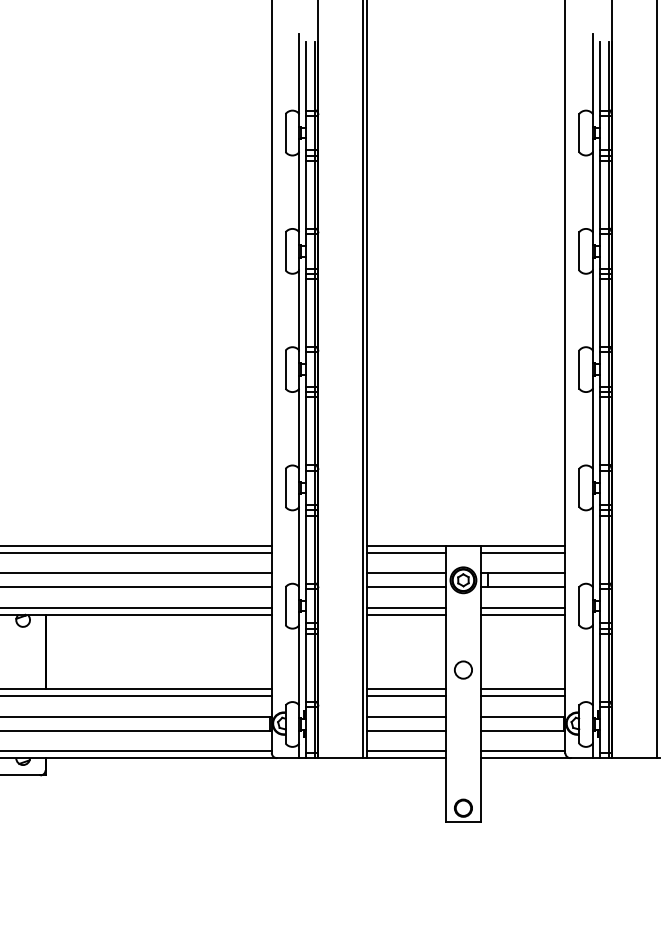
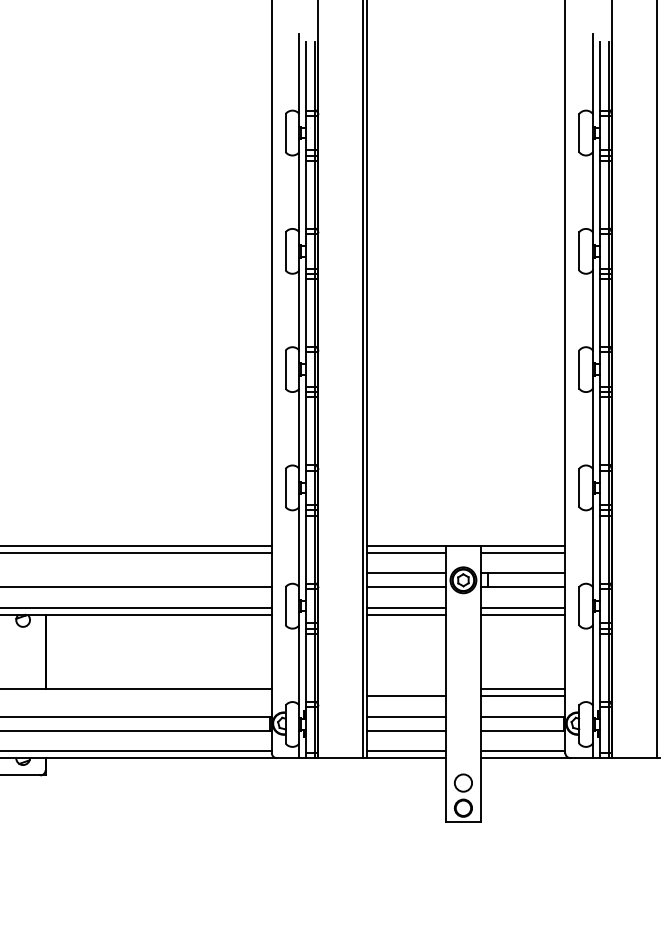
line: present -> none (136, 573)
circle position: (463, 669) -> (463, 782) (463, 782)
line: present -> none (406, 689)
line: present -> none (136, 695)
